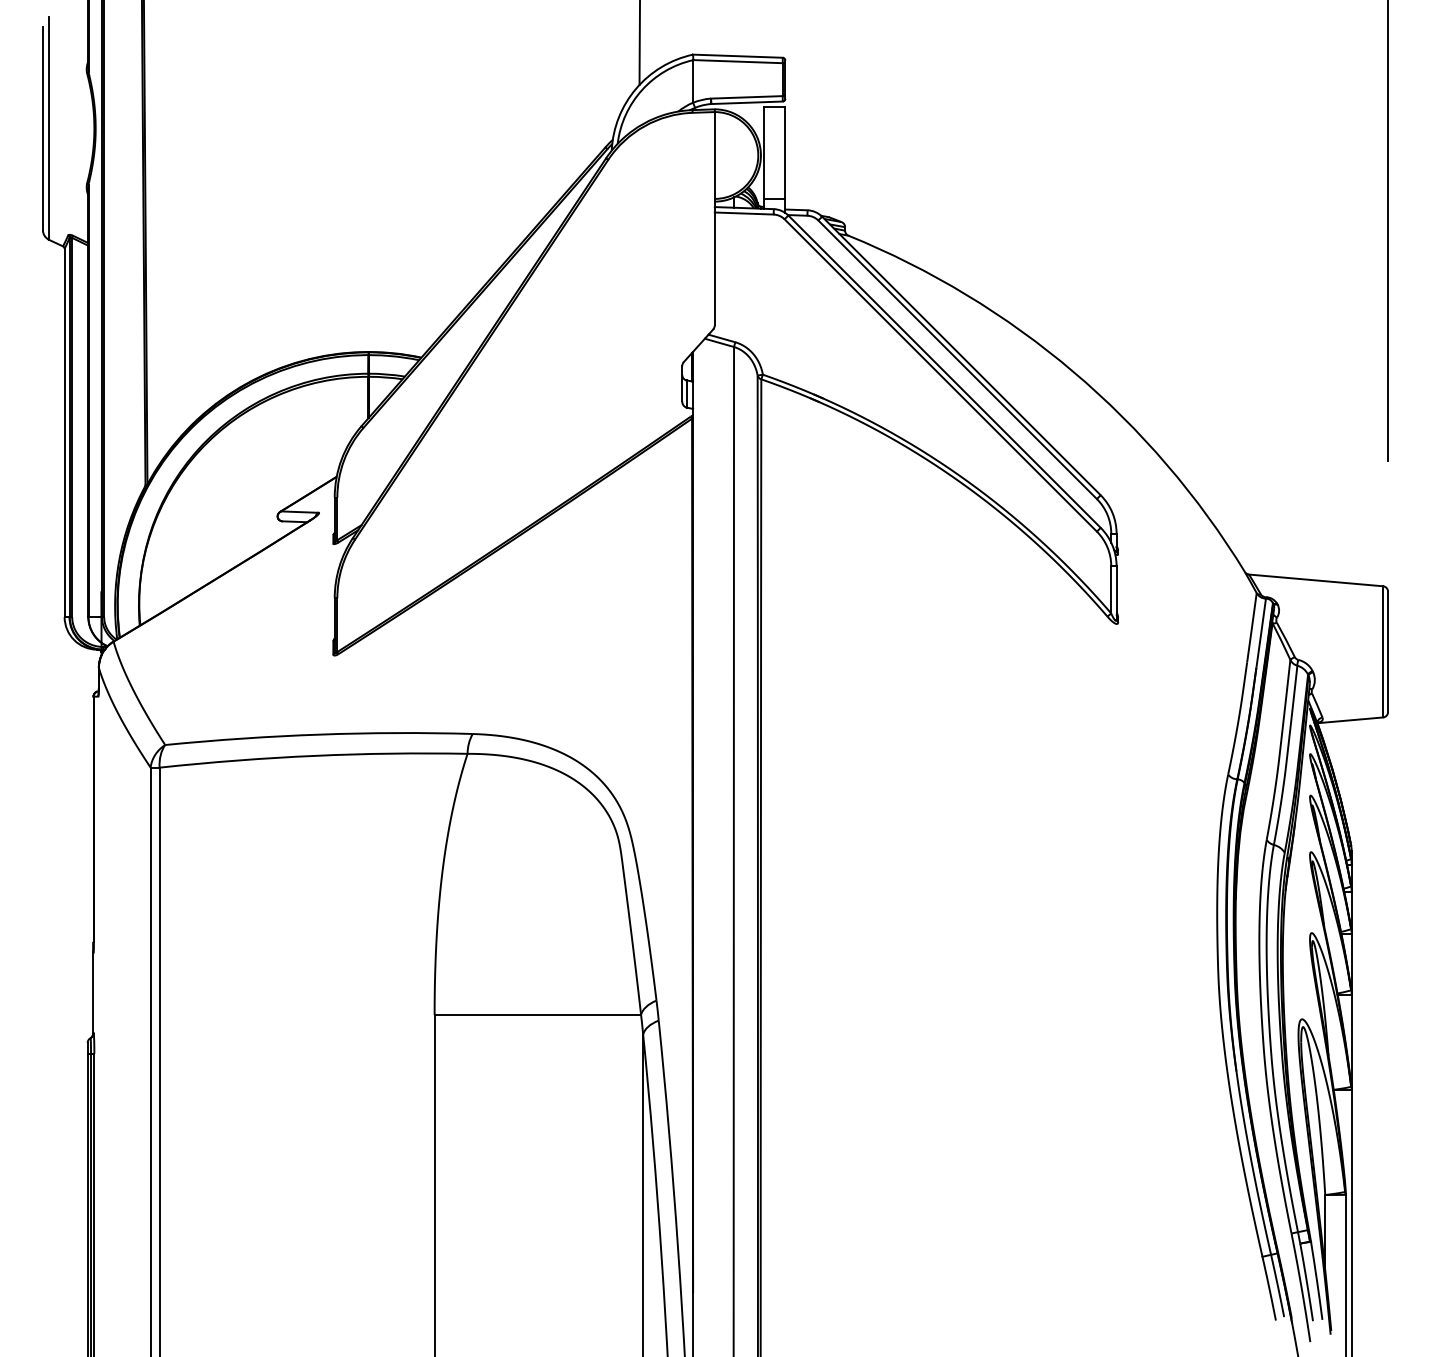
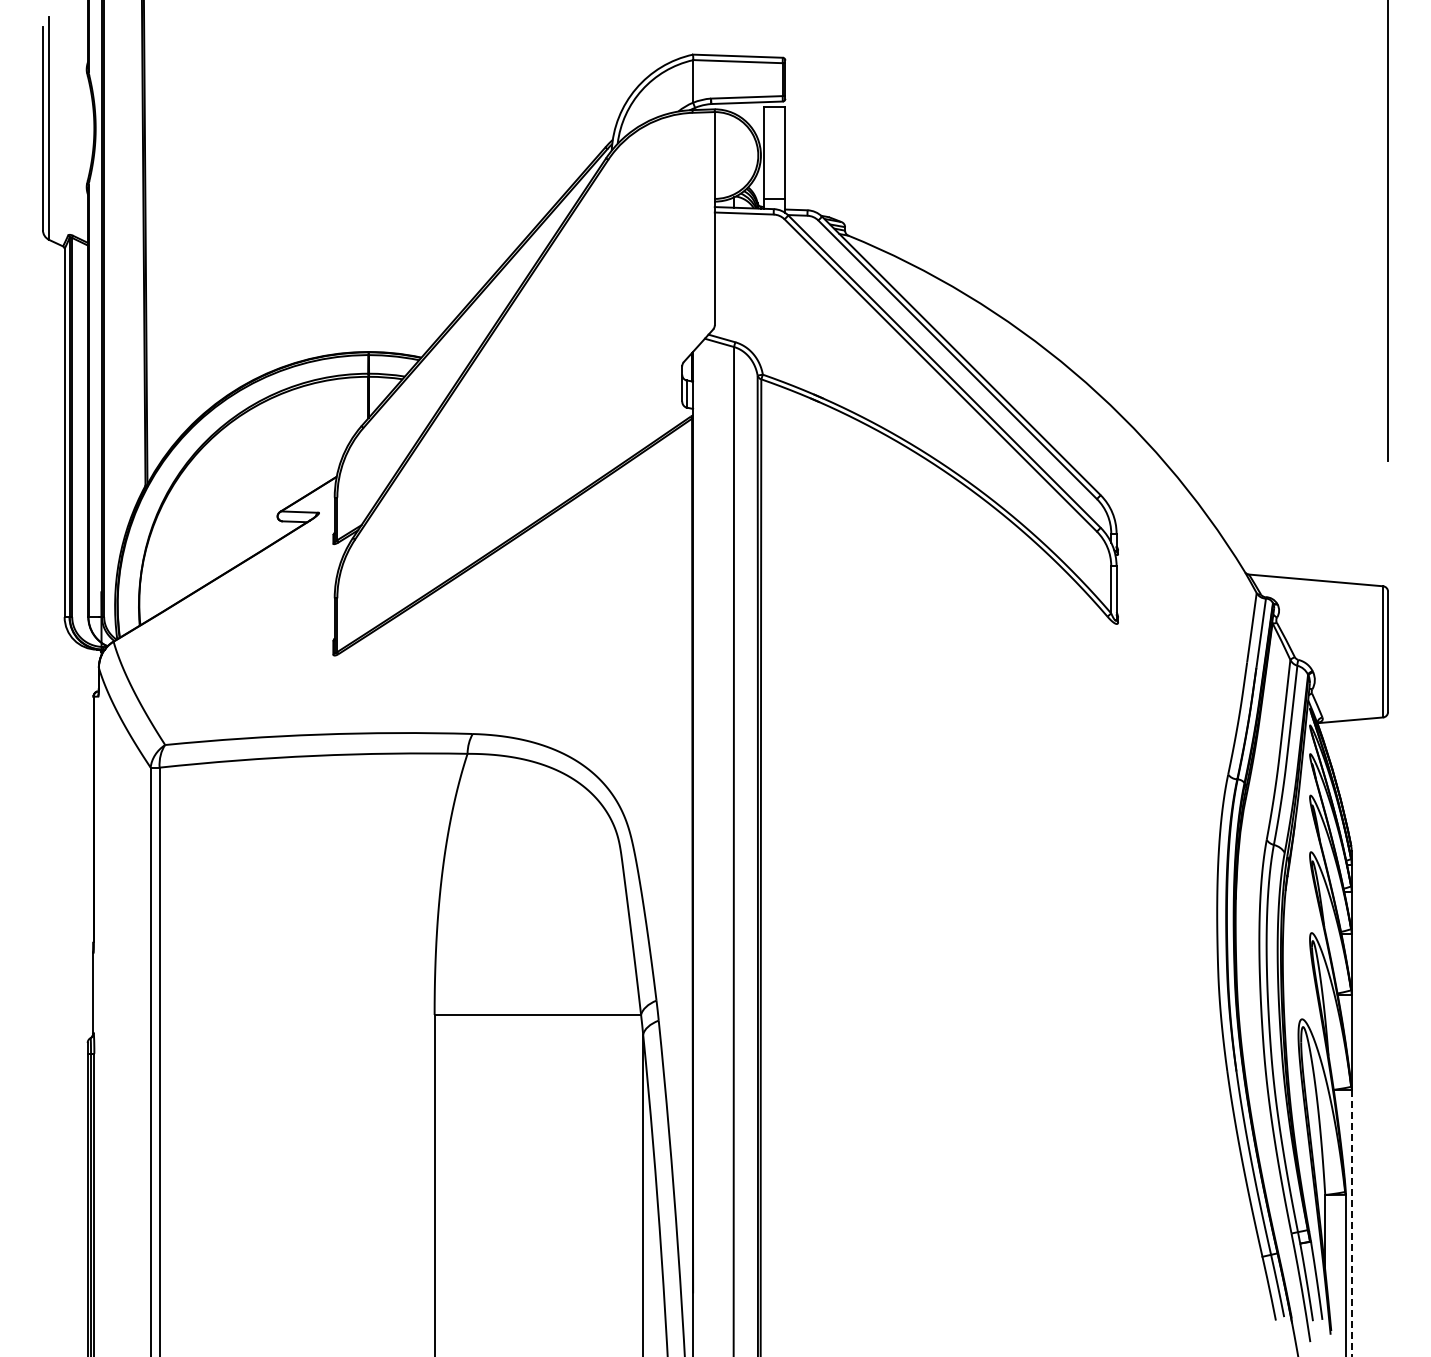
line: present -> none (639, 43)
line: solid -> dashed (1351, 1224)
